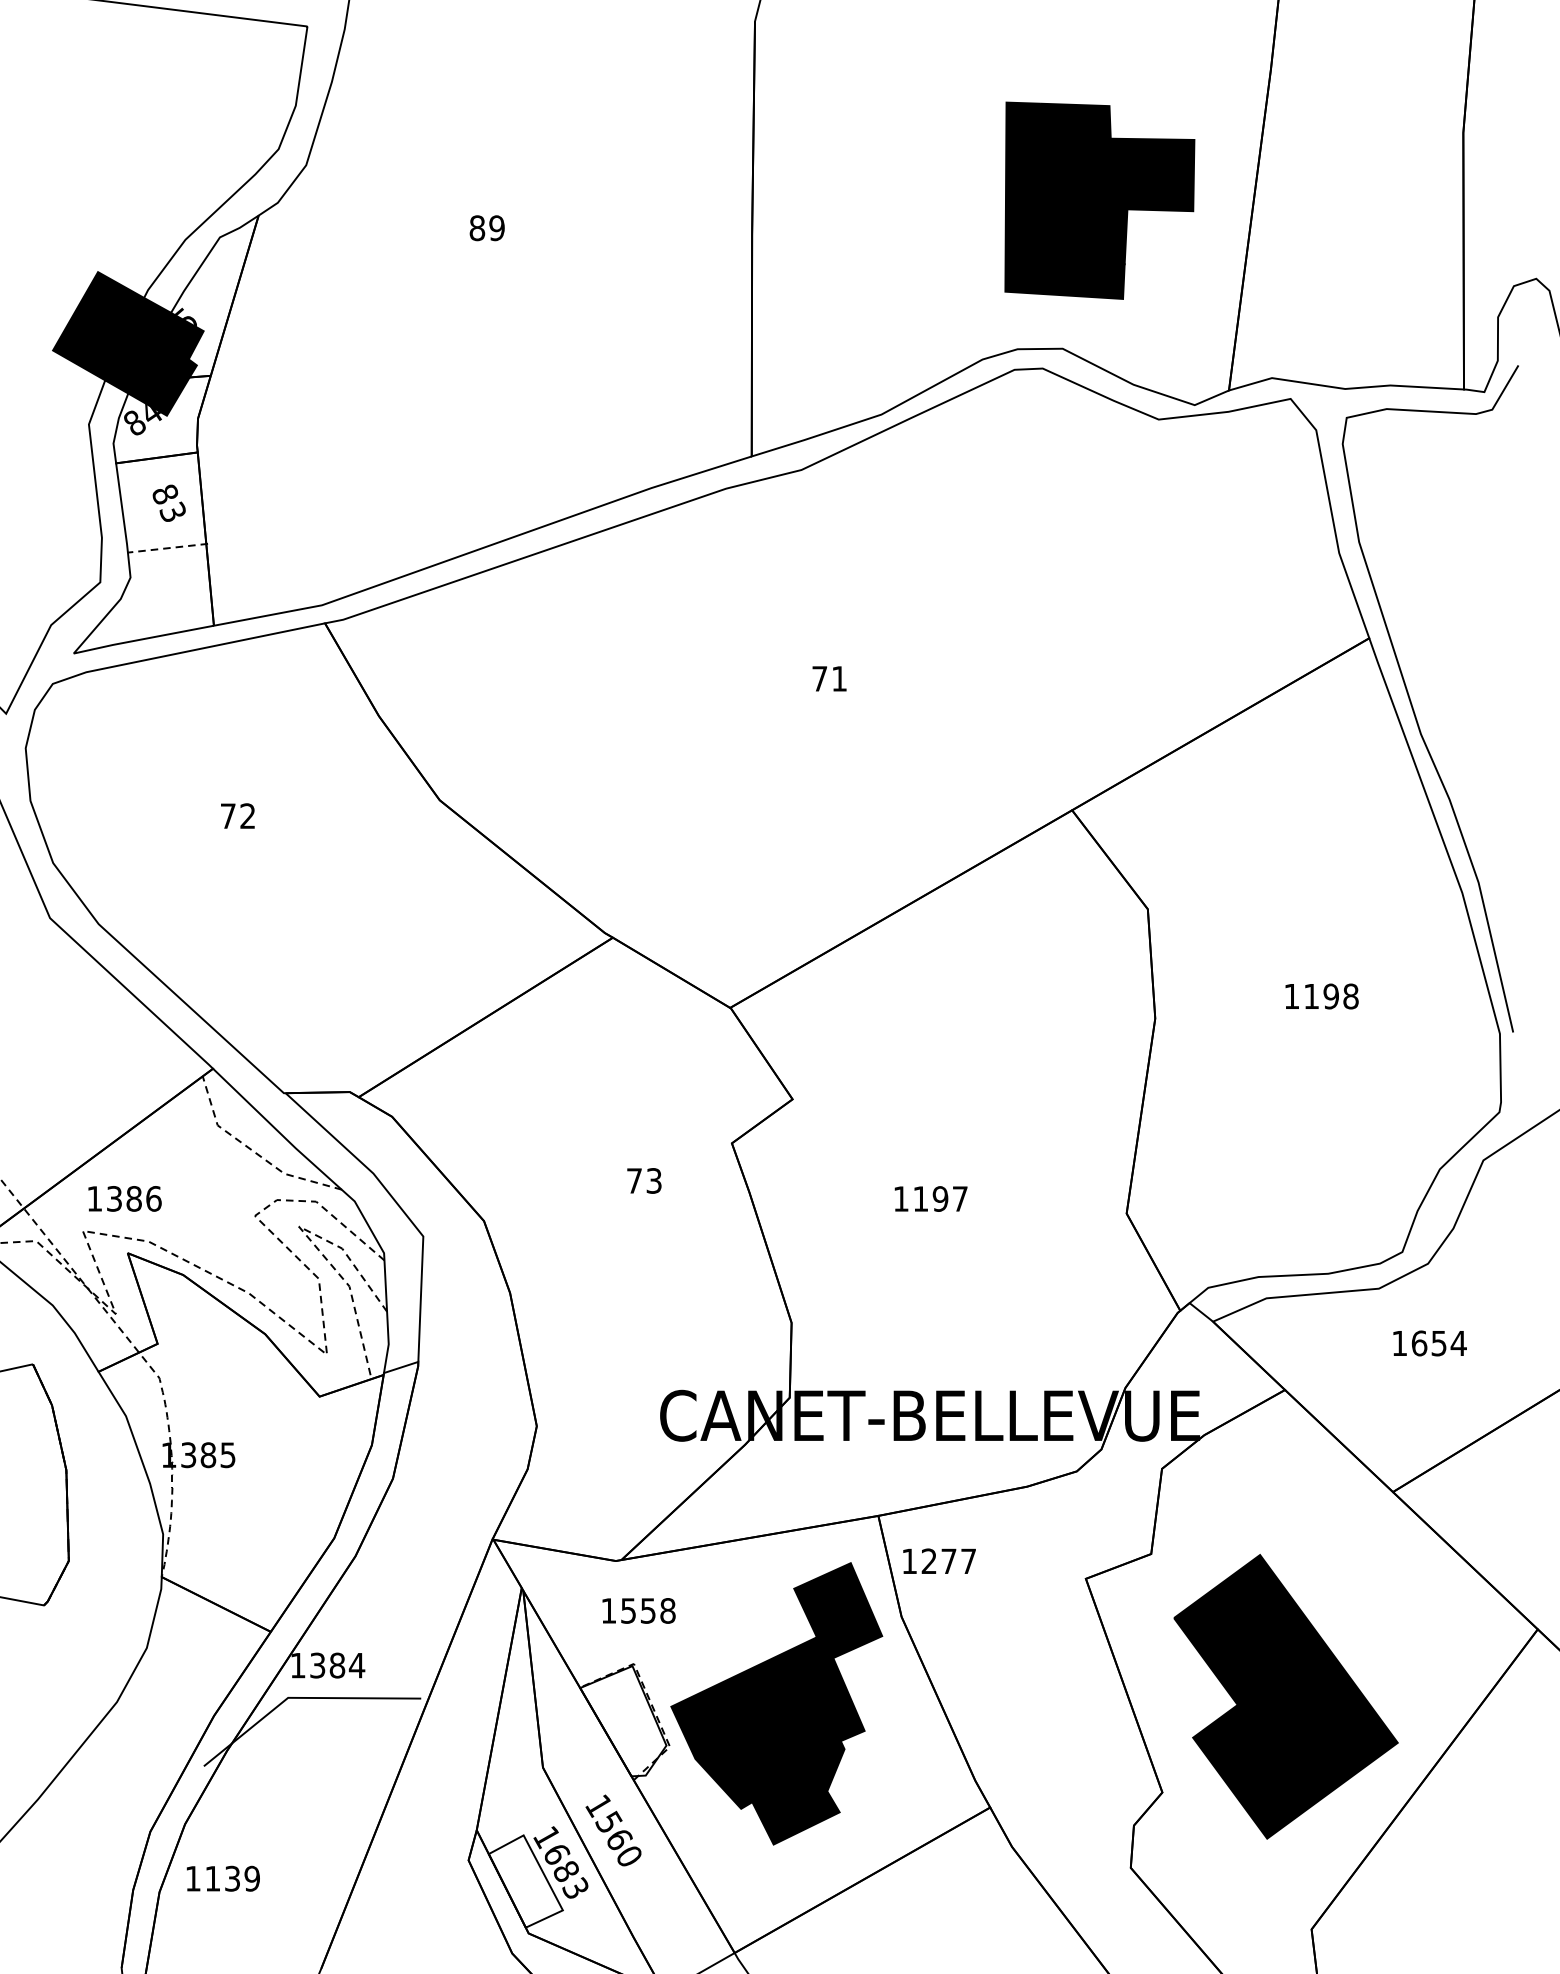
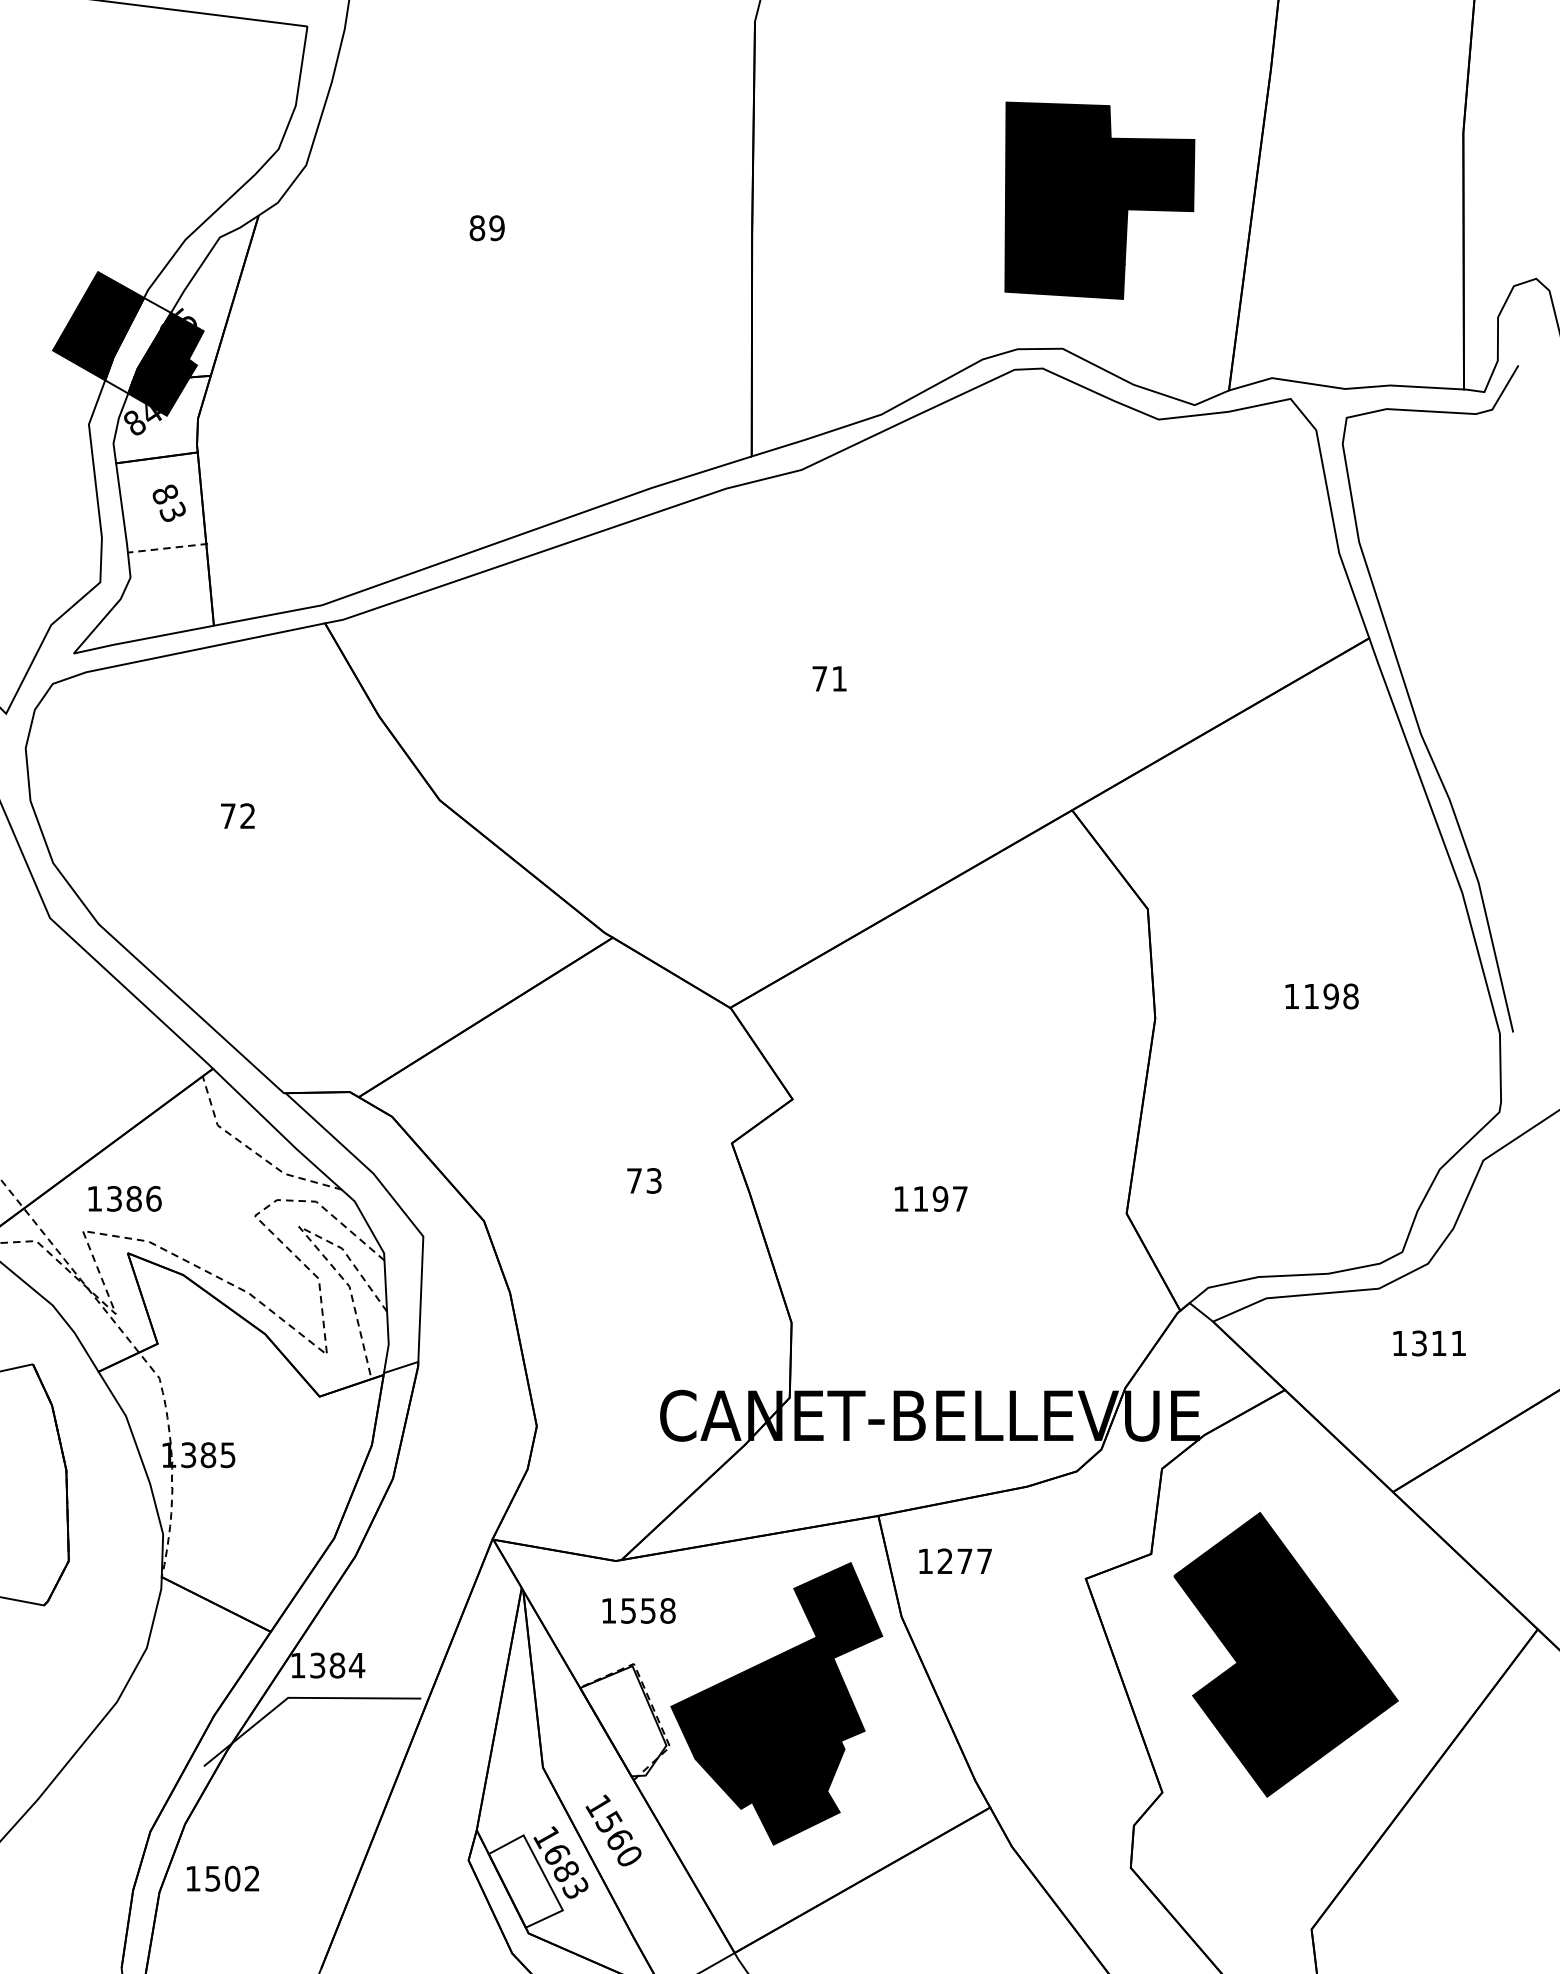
fill: present -> none (138, 345)
text: 1654 -> 1311 (1438, 1343)
text position: (939, 1560) -> (955, 1560) (955, 1560)
part position: (1285, 1696) -> (1285, 1654) (1285, 1654)
text: 1139 -> 1502 (232, 1878)
